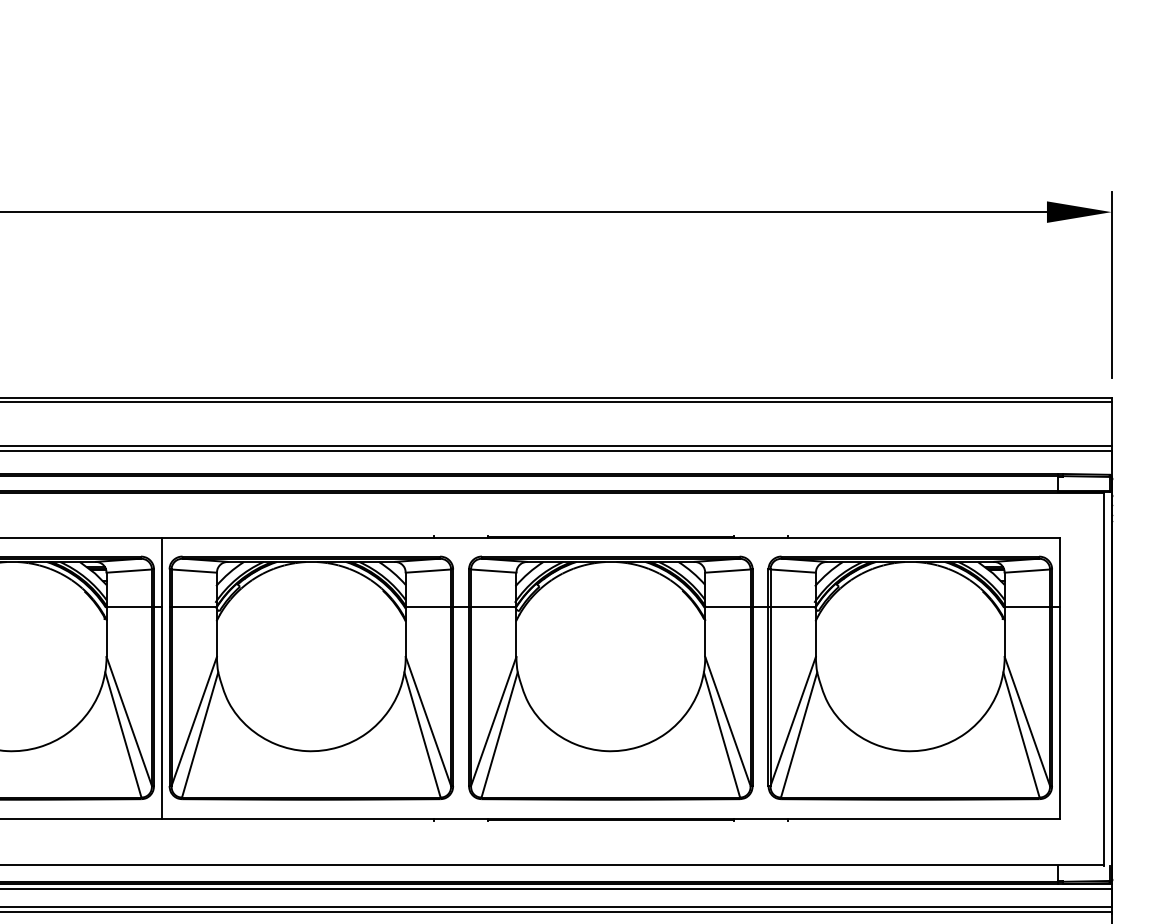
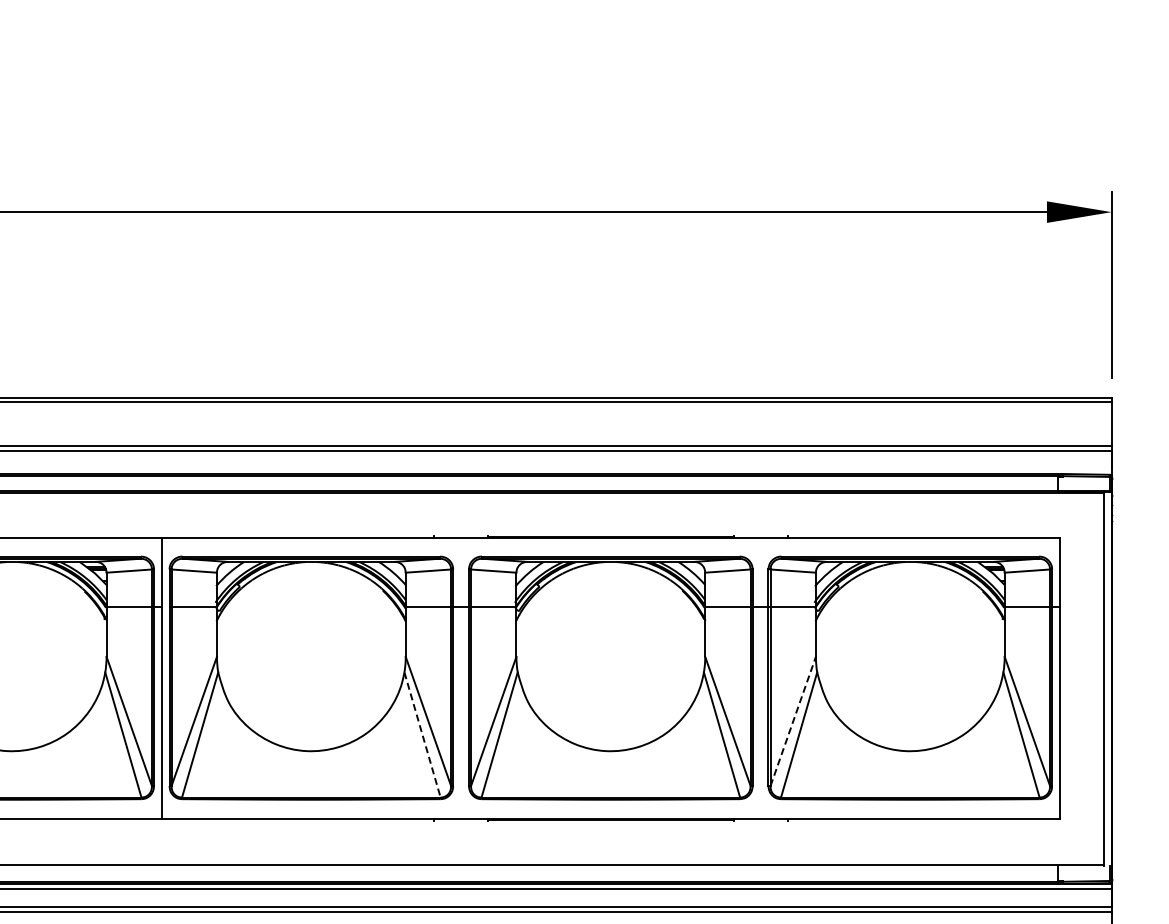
line: solid -> dashed (793, 720)
line: solid -> dashed (422, 735)
